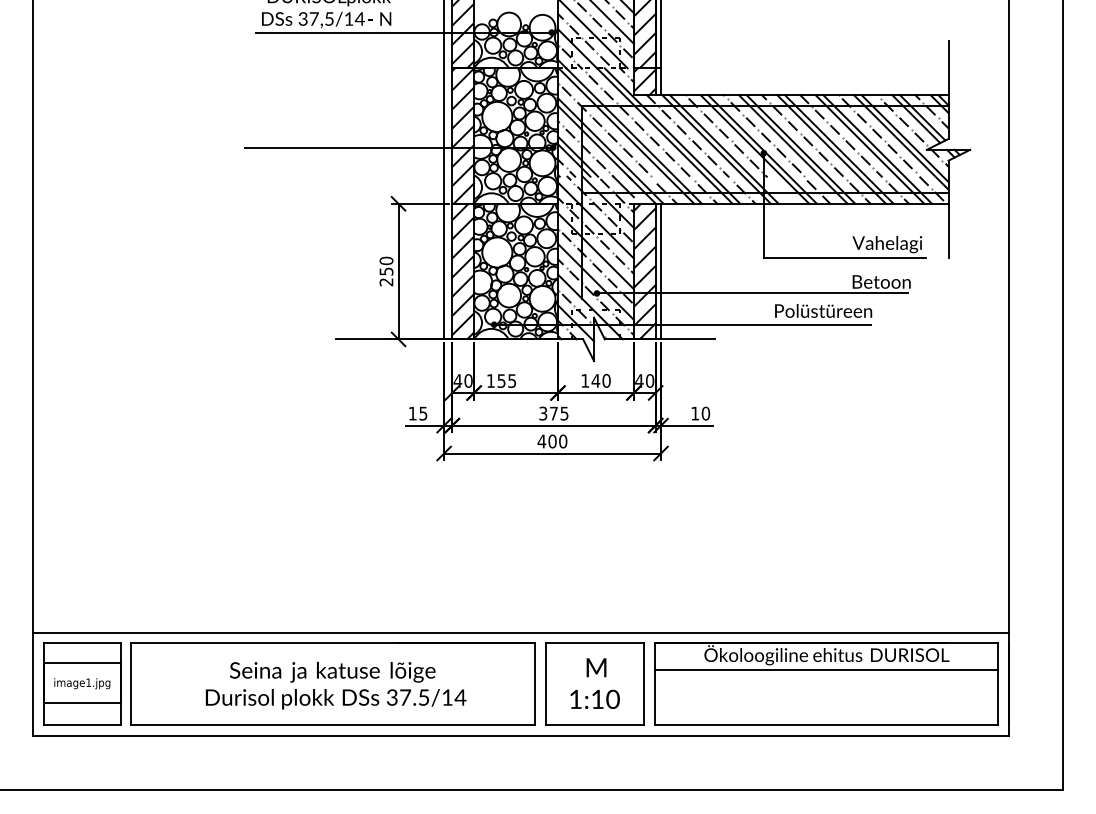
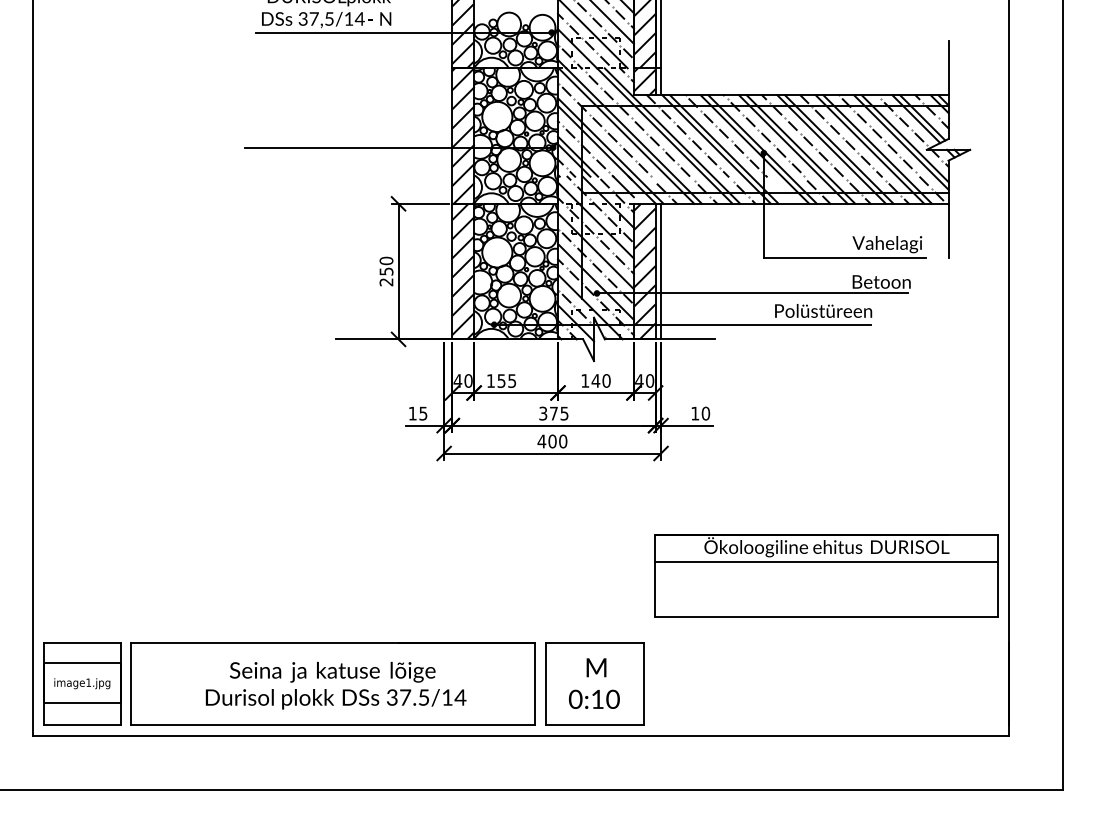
line: present -> none (444, 170)
line: present -> none (520, 632)
part position: (826, 683) -> (826, 575) (826, 575)
text: 1:10 -> 0:10 (575, 698)
